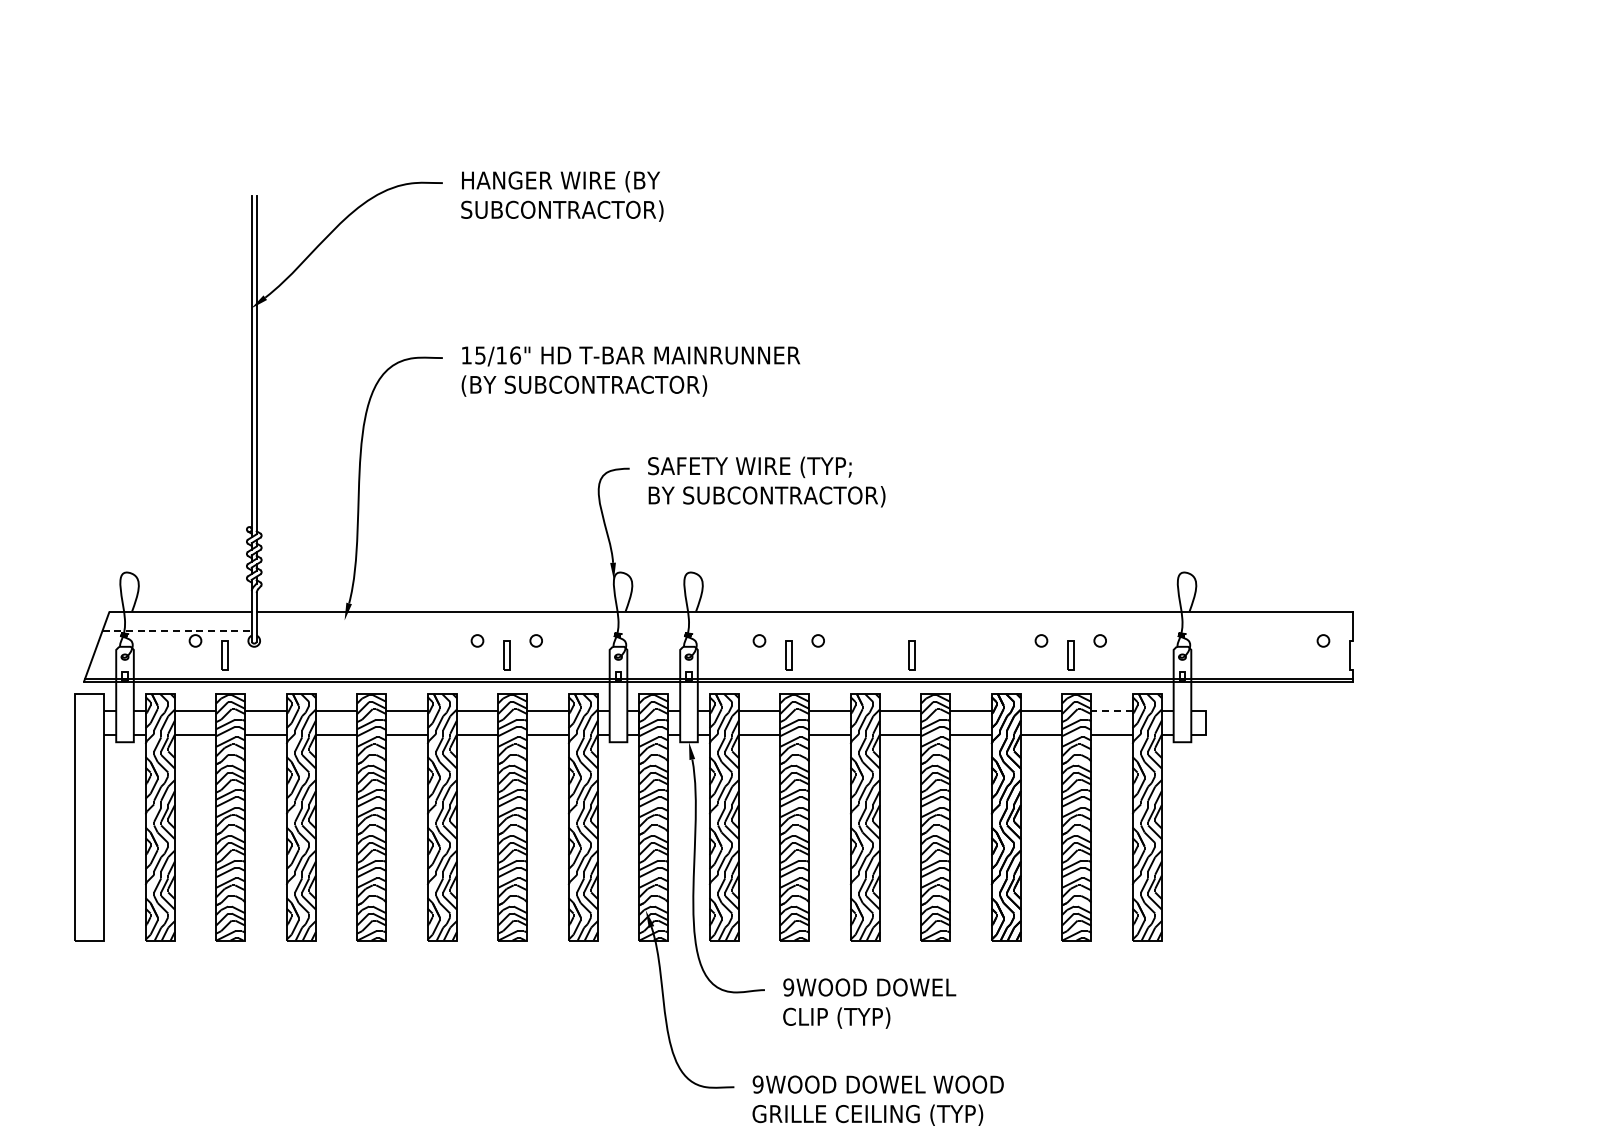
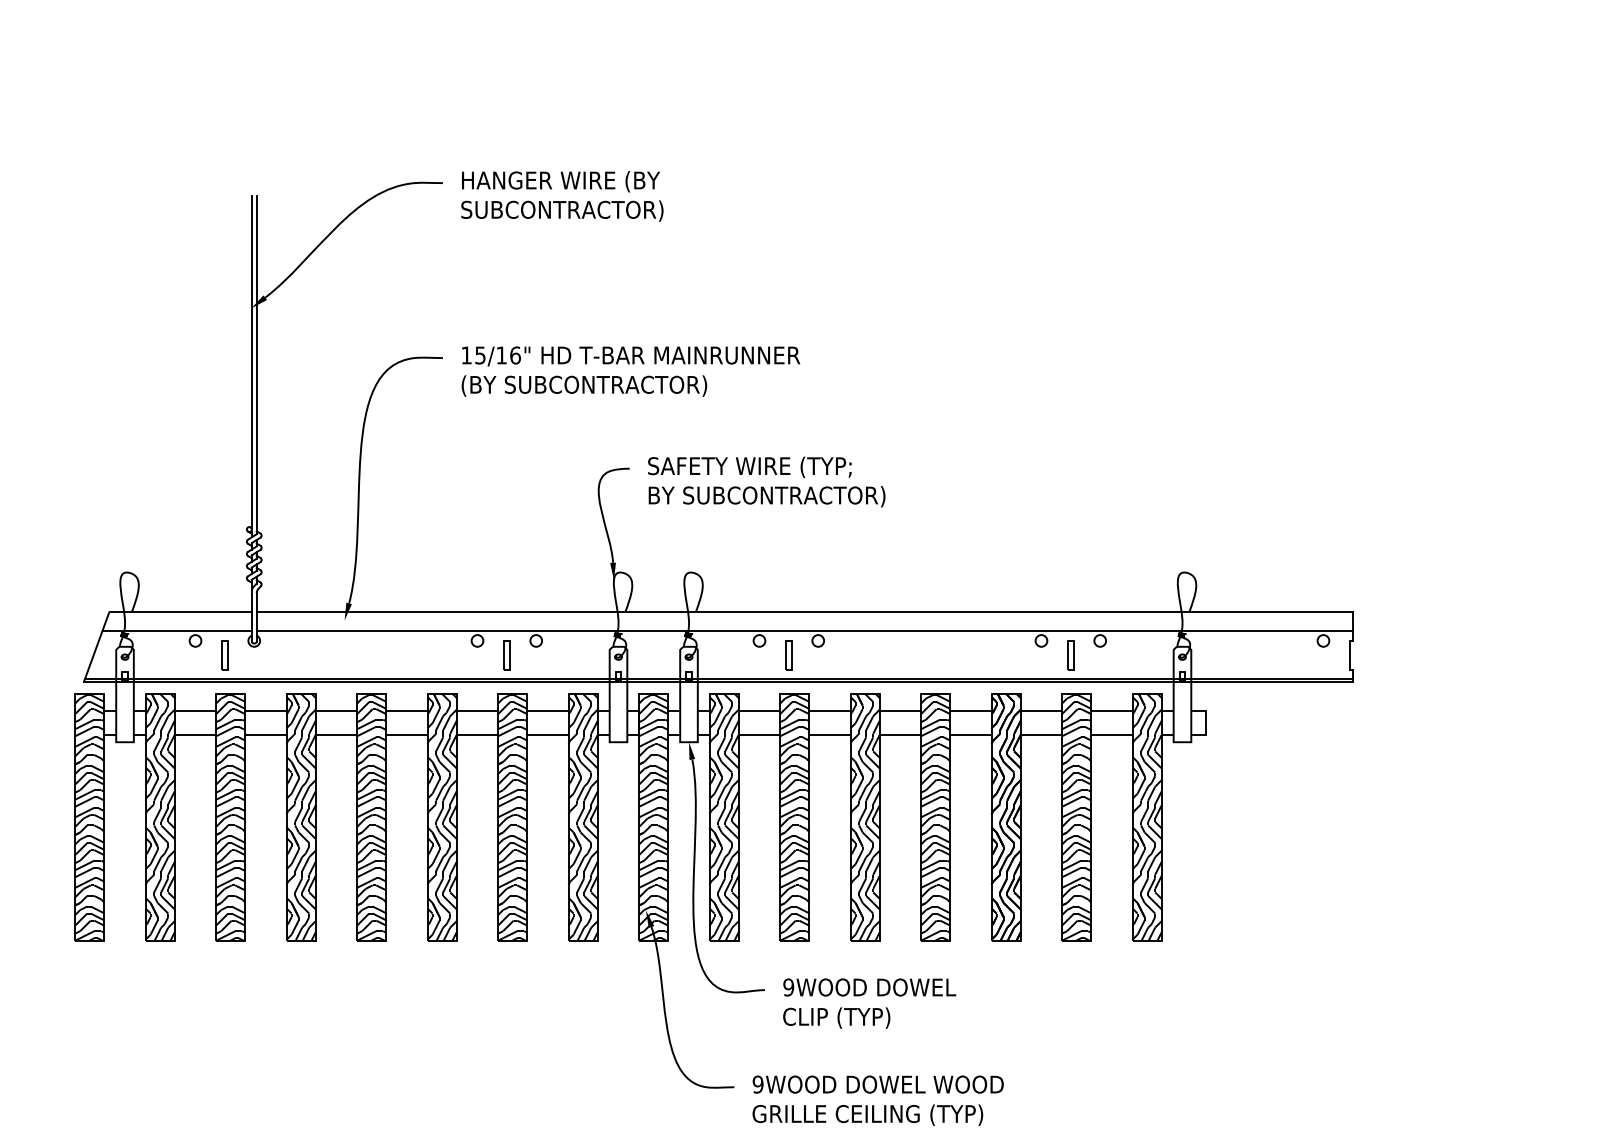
line: dashed -> solid (177, 630)
line: none -> present (804, 630)
part: present -> none (911, 655)
line: dashed -> solid (1111, 711)
hatch: none -> present (89, 816)
